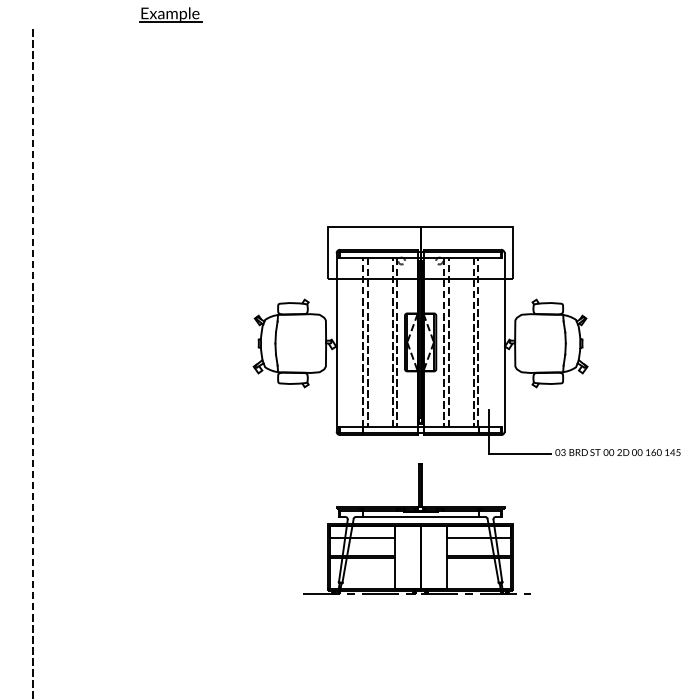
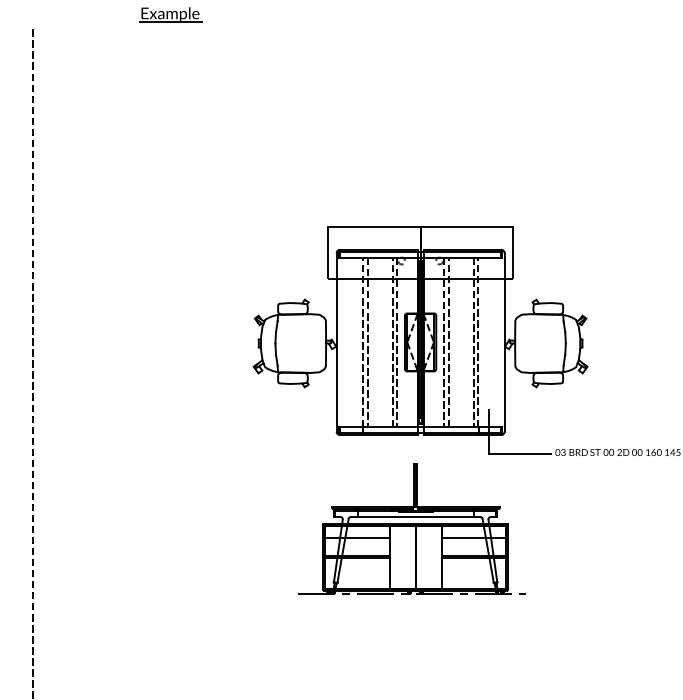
part position: (416, 528) -> (411, 528) (411, 528)
